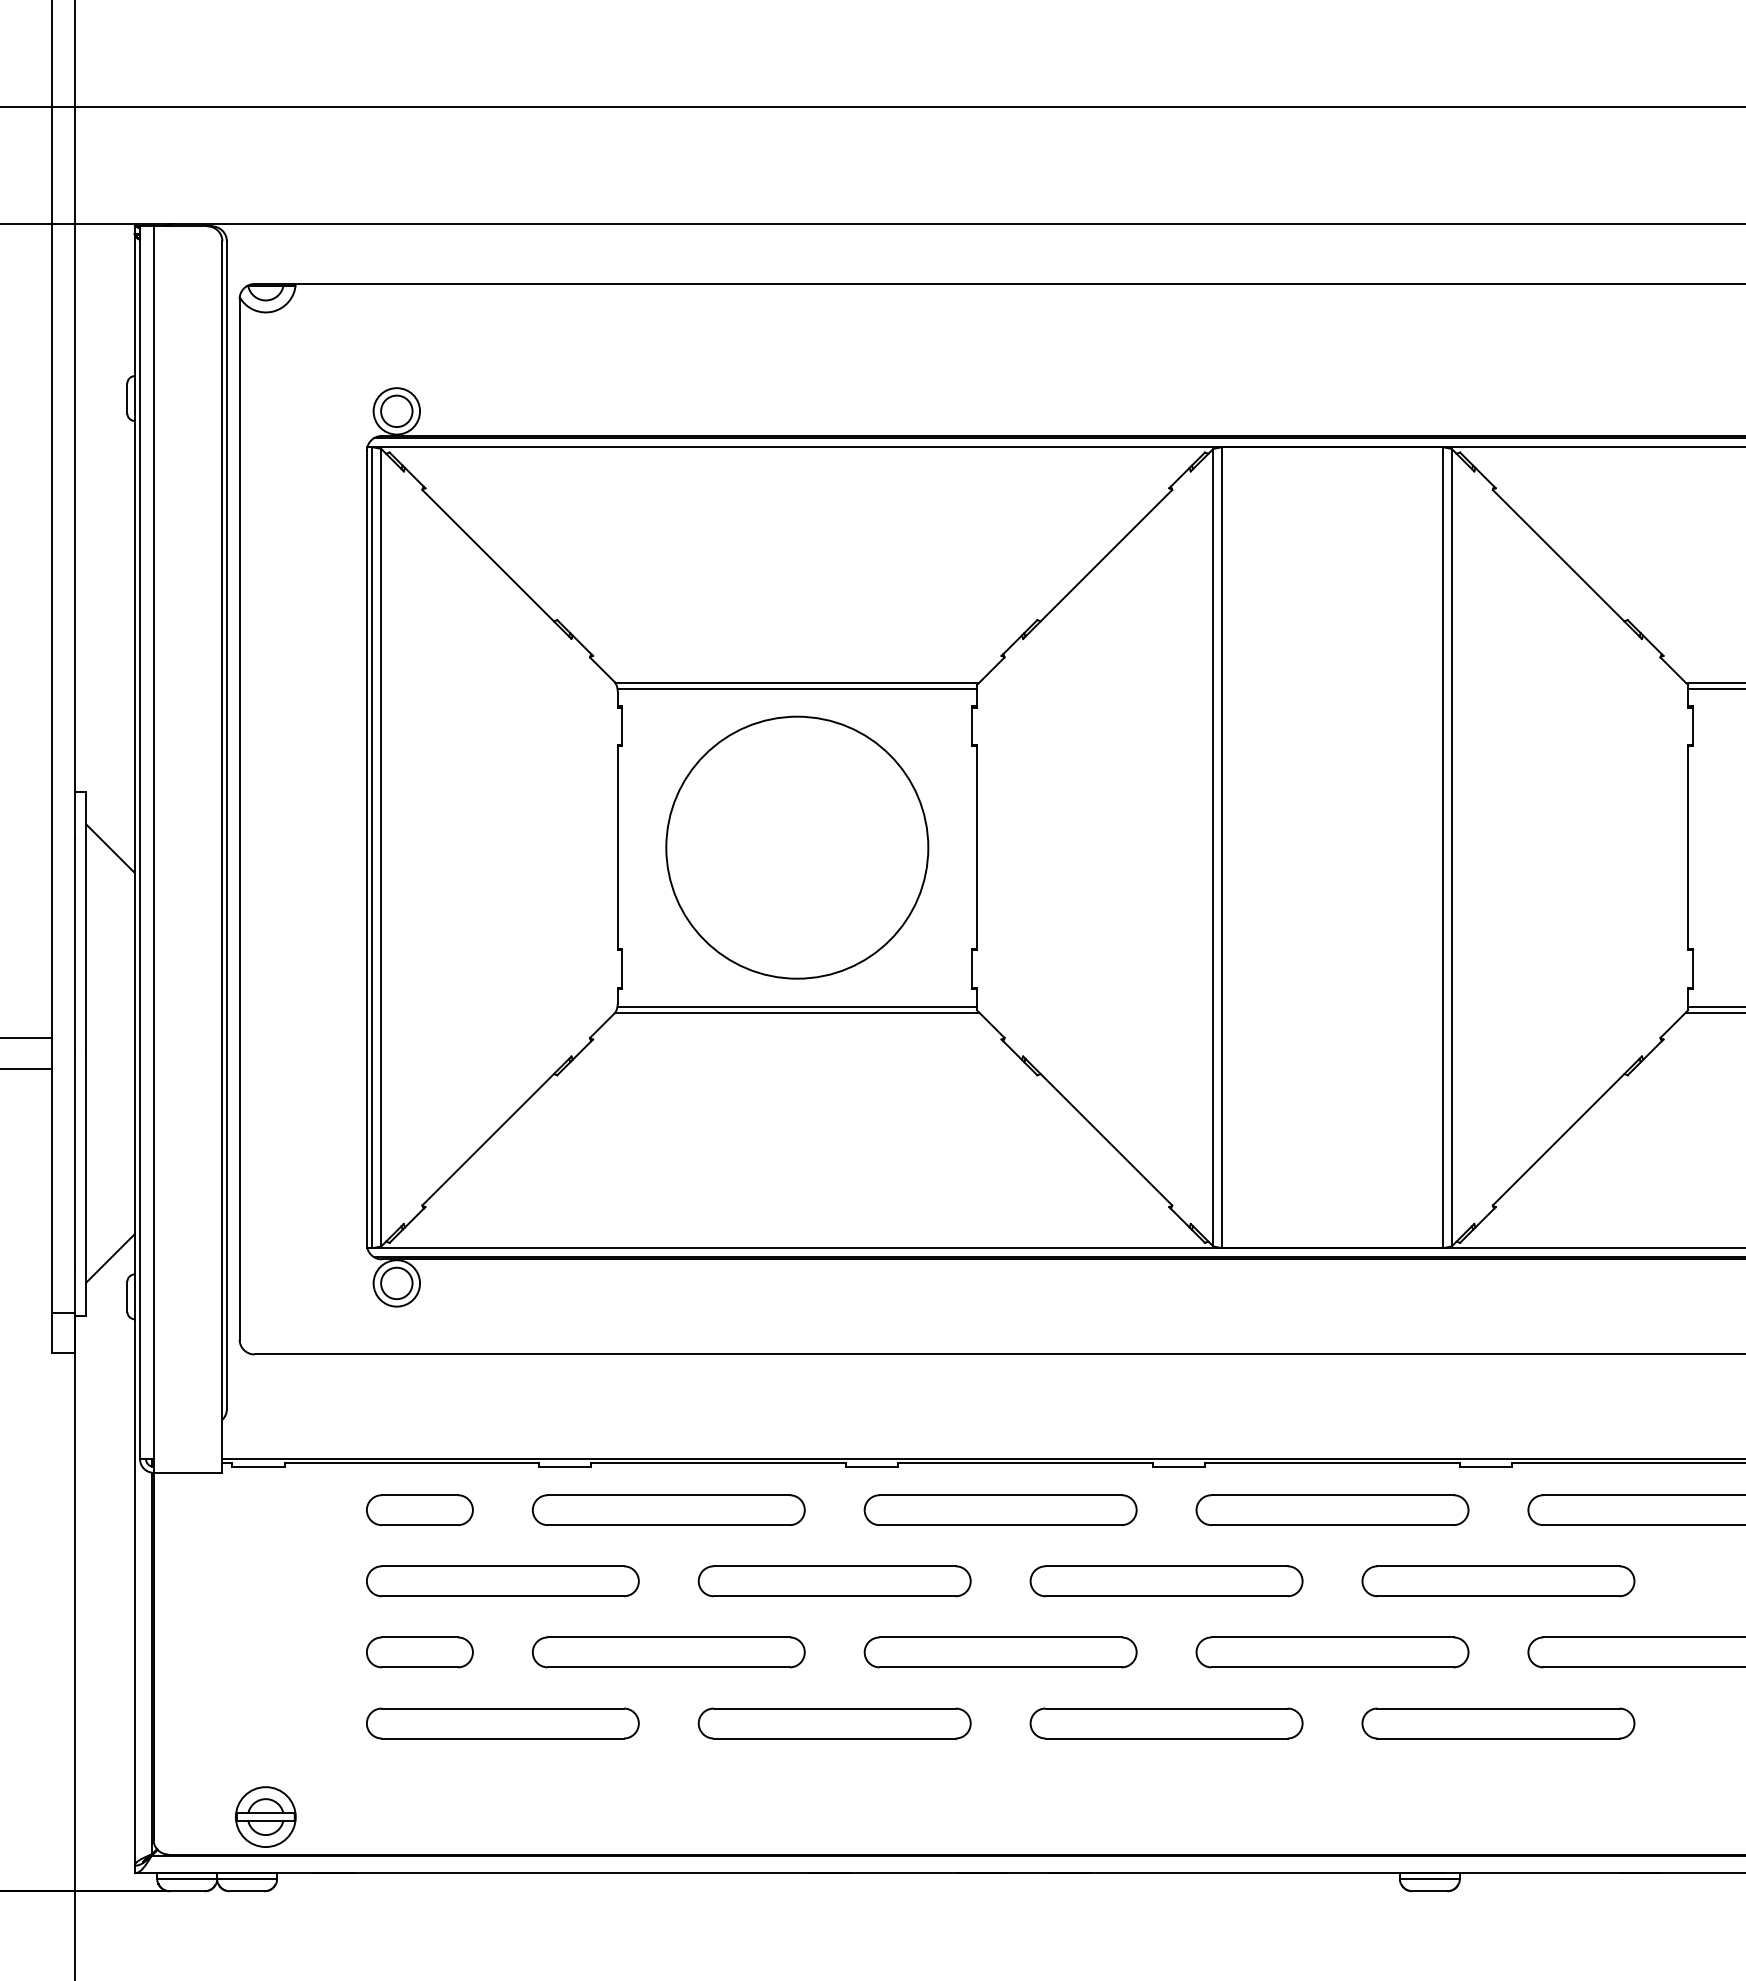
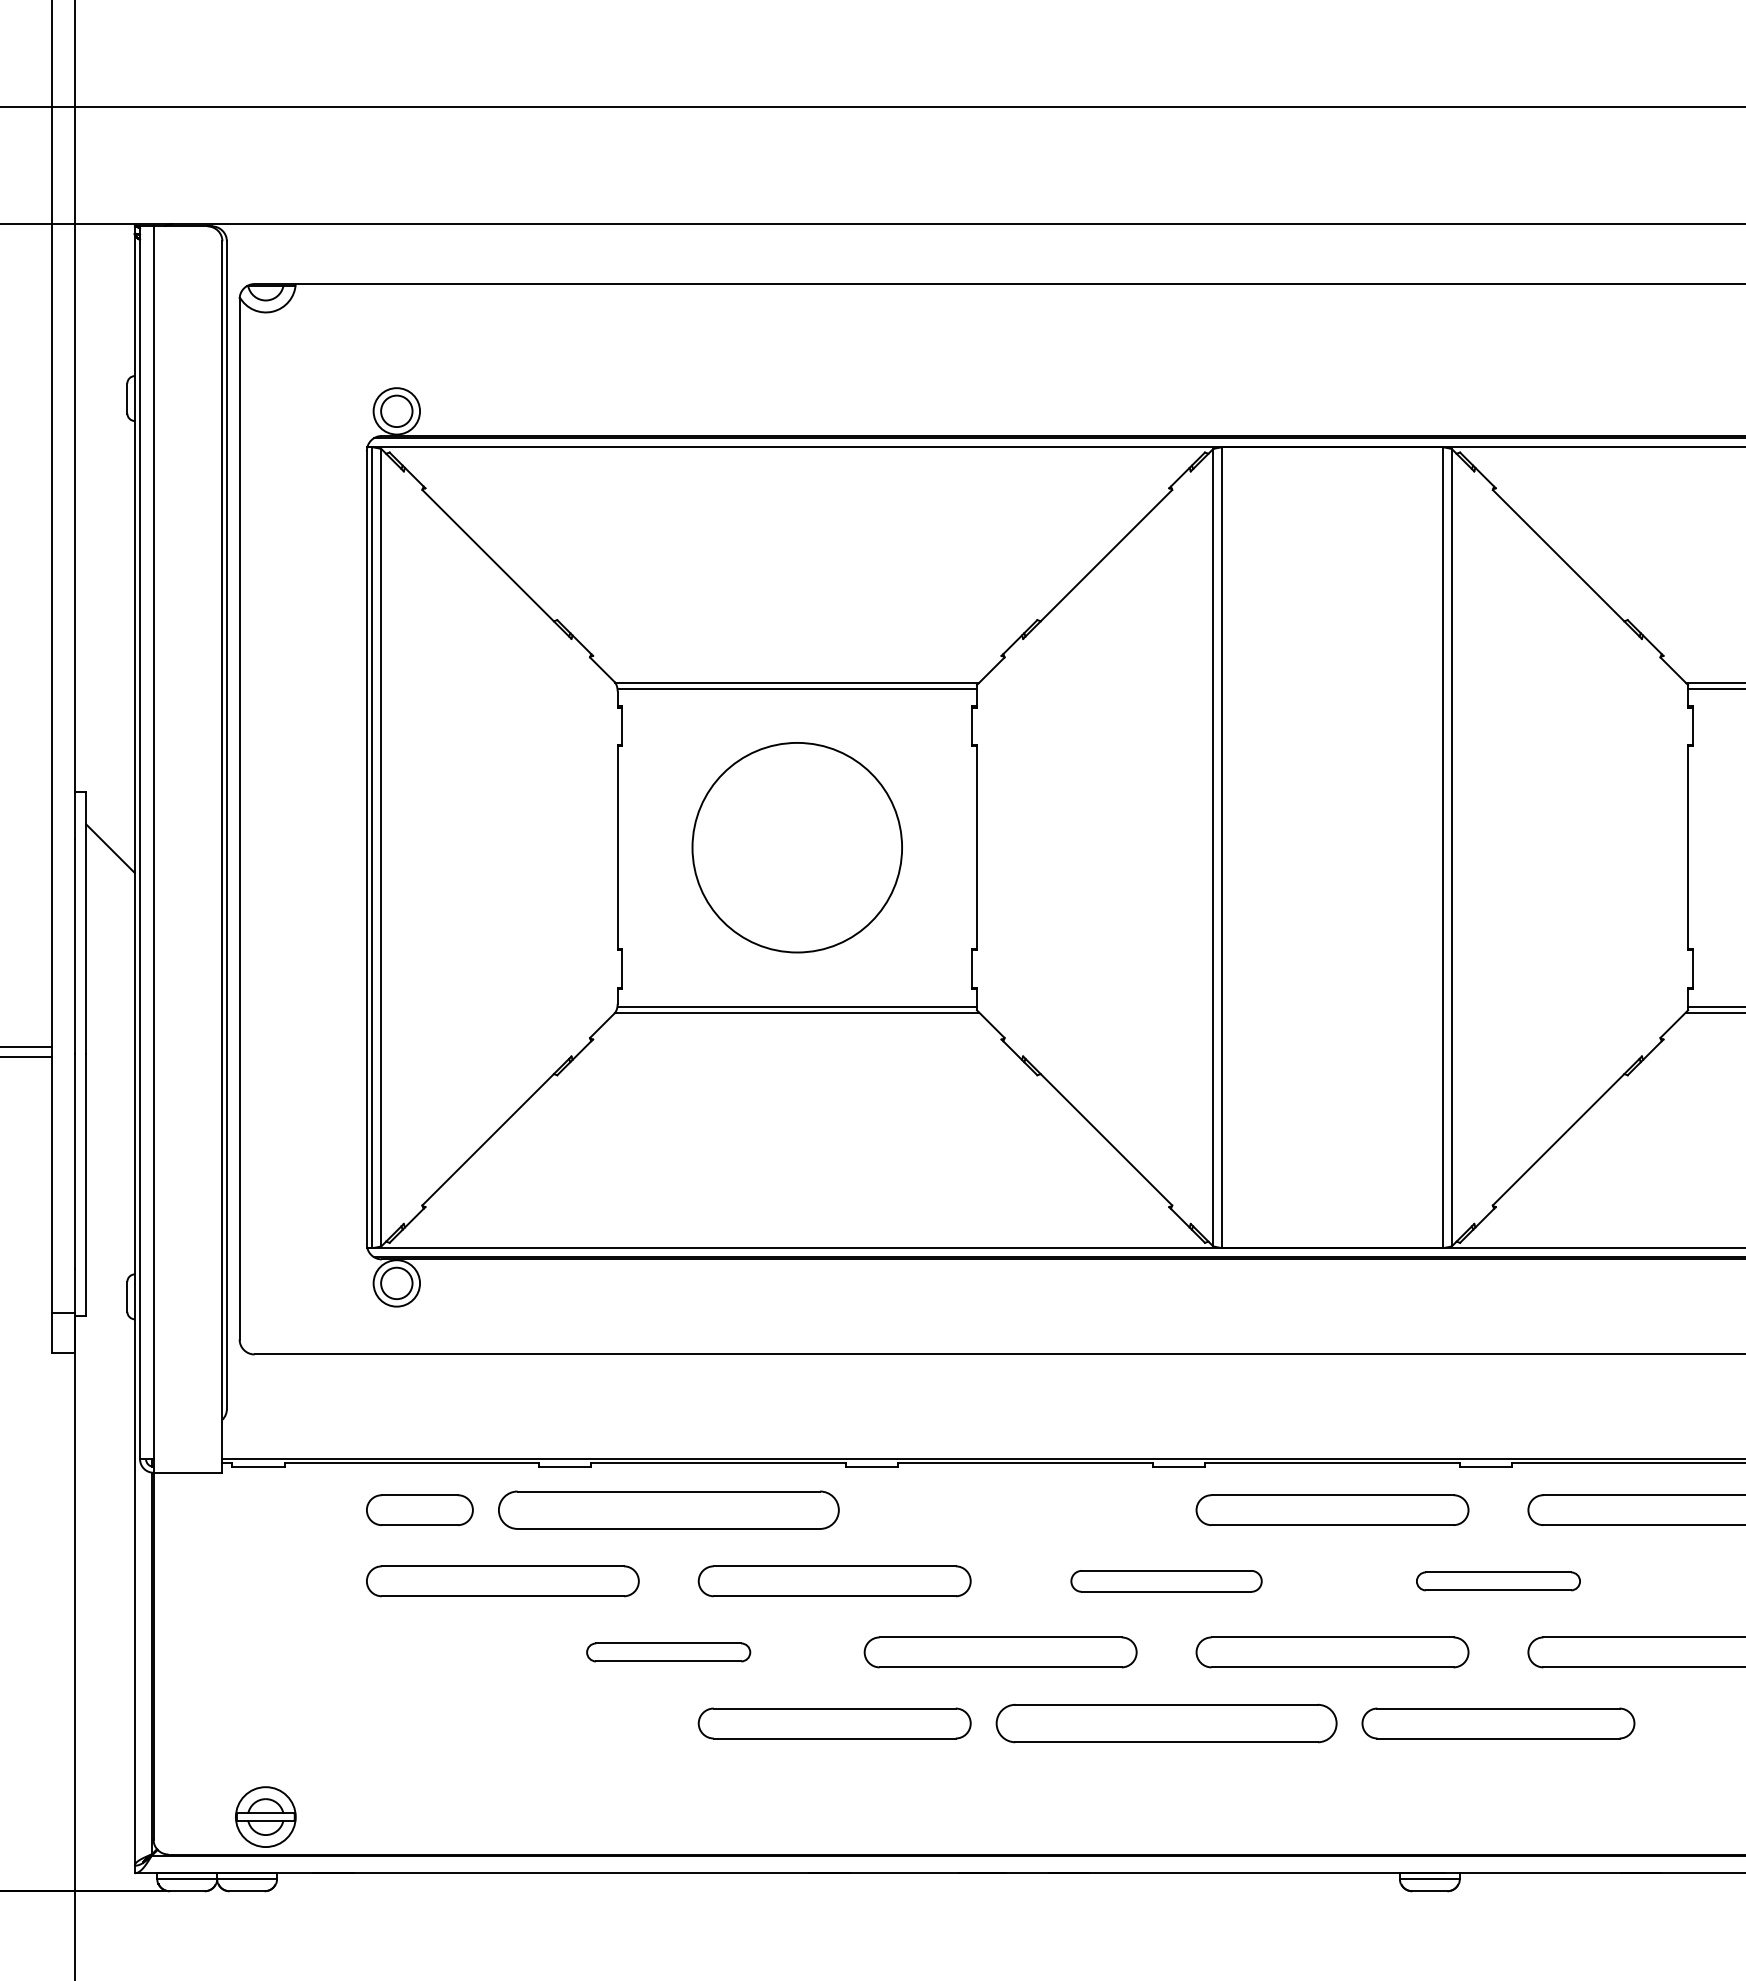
circle diameter: 262 px -> 210 px (797, 847)
line position: (27, 1037) -> (27, 1056) (27, 1056)
line position: (27, 1069) -> (27, 1047) (27, 1047)
line: present -> none (110, 1258)
part size: 275x32 px -> 342x40 px (668, 1509)
part: present -> none (1000, 1509)
part size: 275x33 px -> 193x23 px (1166, 1581)
part size: 275x33 px -> 165x21 px (1498, 1581)
part: present -> none (419, 1652)
part size: 275x33 px -> 166x21 px (668, 1652)
part: present -> none (502, 1723)
part size: 275x33 px -> 343x40 px (1166, 1723)
